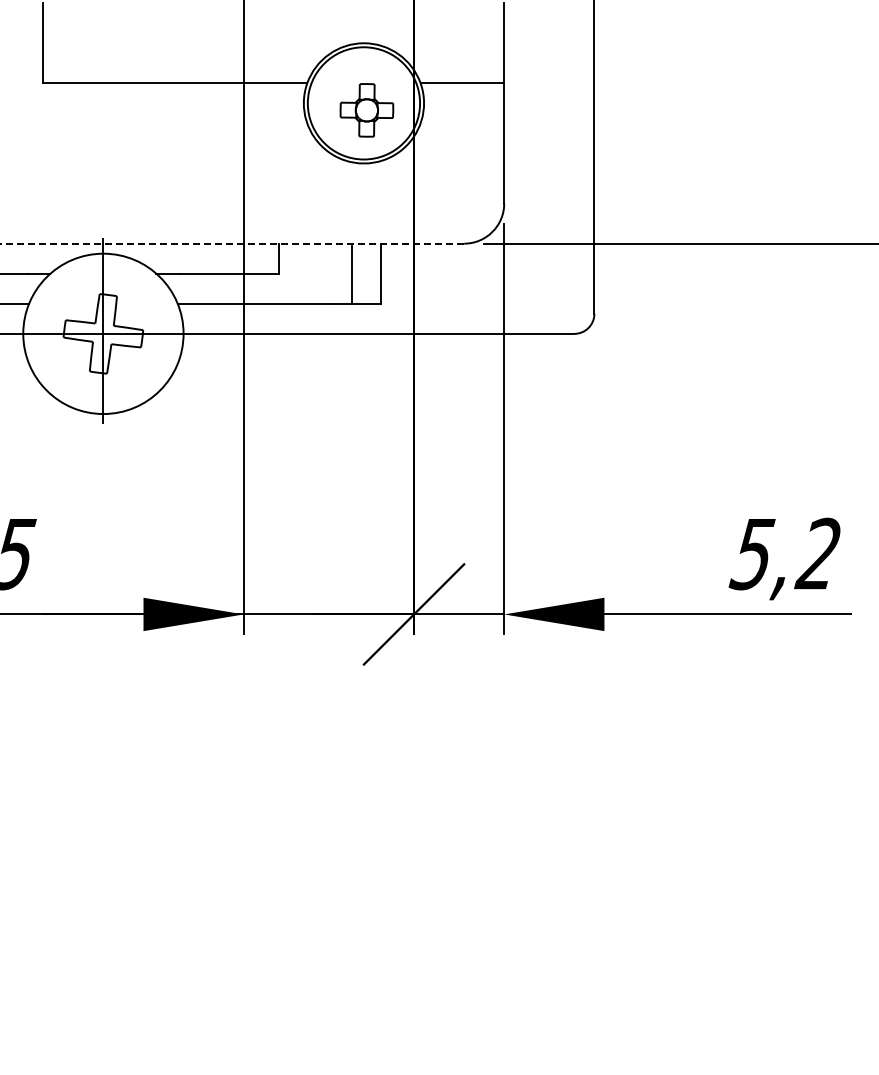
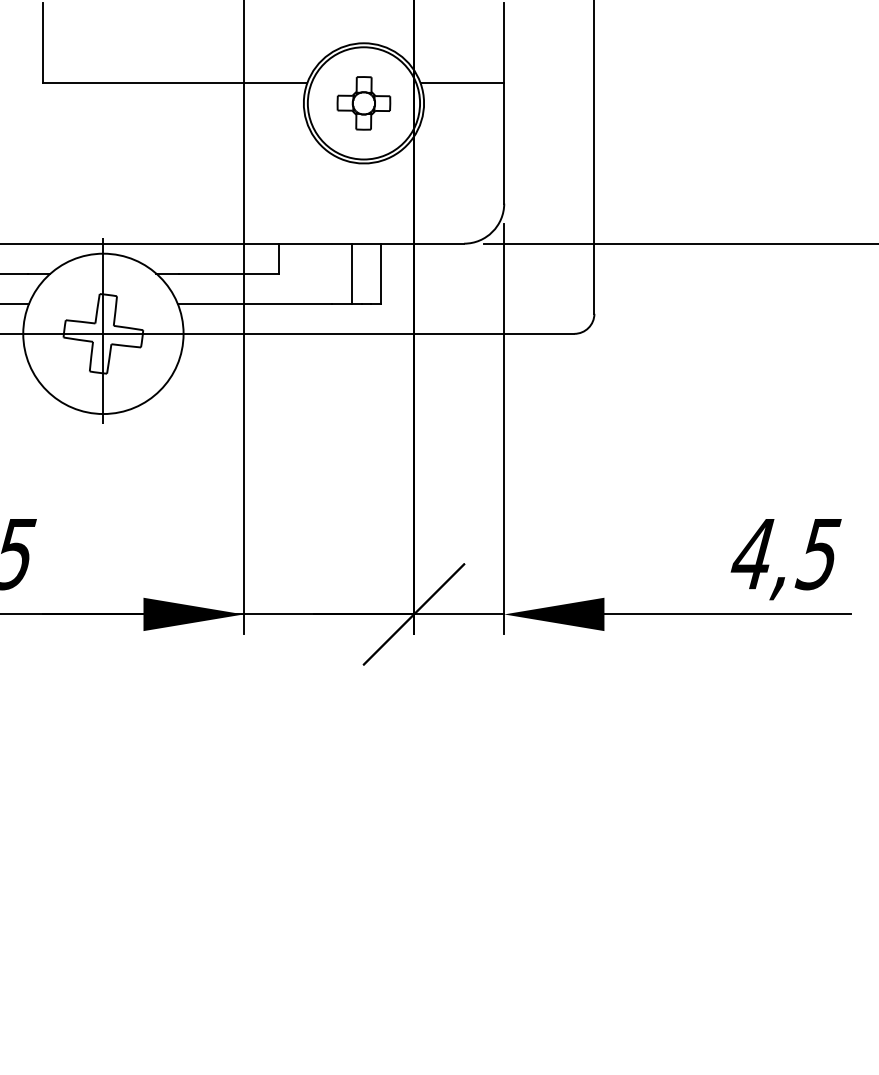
part position: (366, 110) -> (363, 103) (363, 103)
line: dashed -> solid (232, 243)
text: 5,2 -> 4,5 (784, 553)
